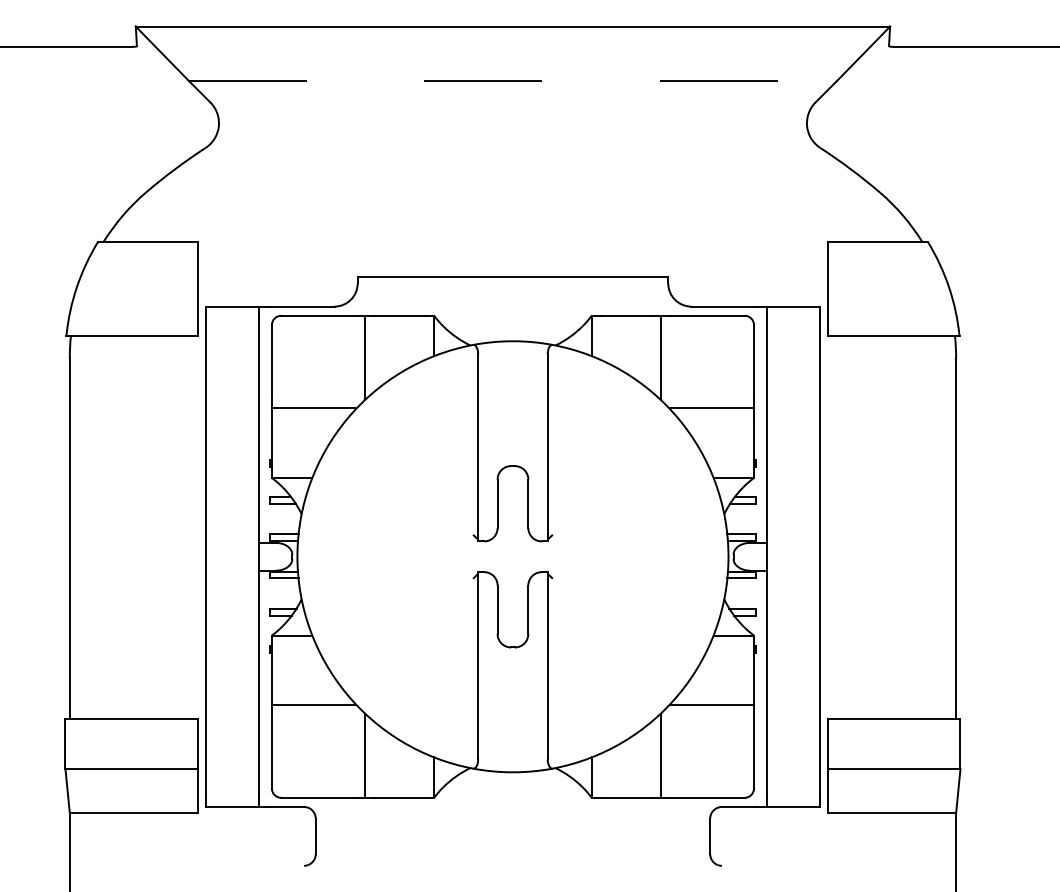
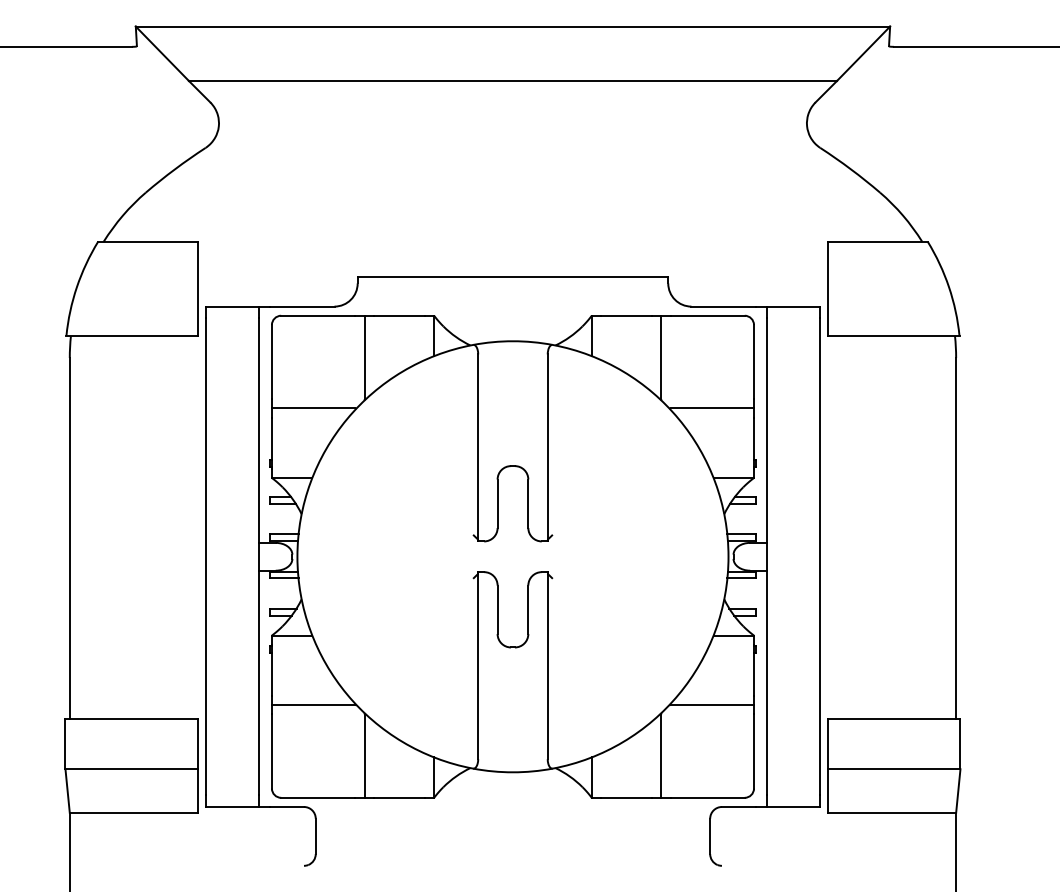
line: dashed -> solid (513, 80)
